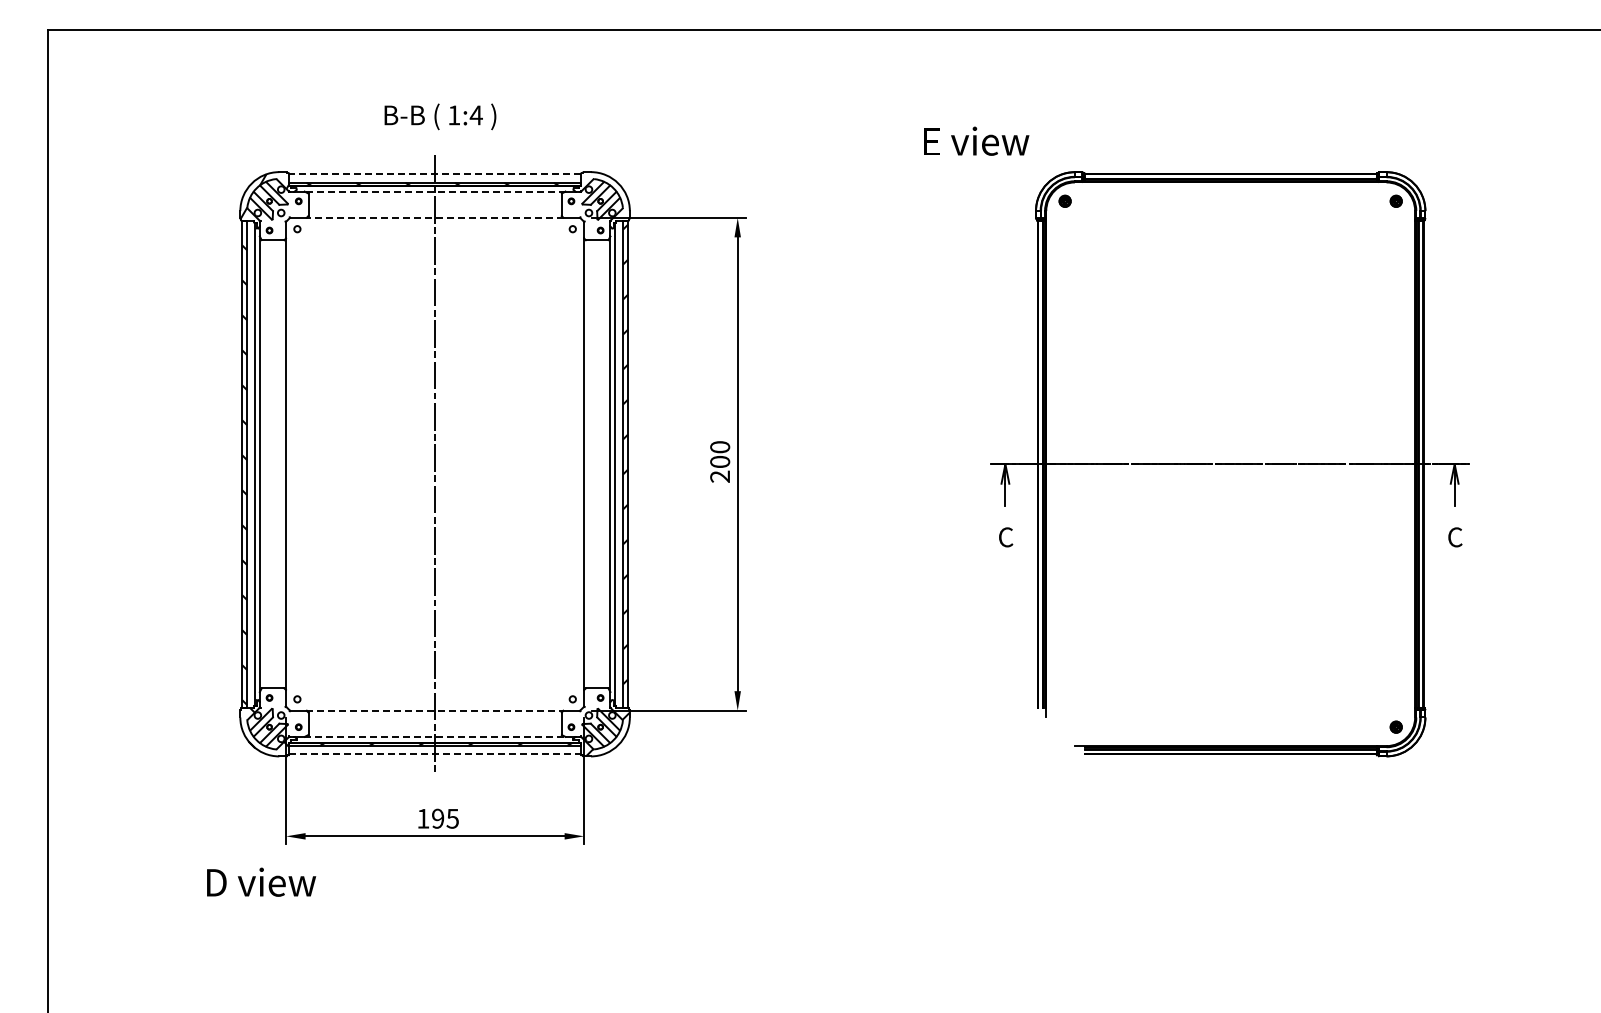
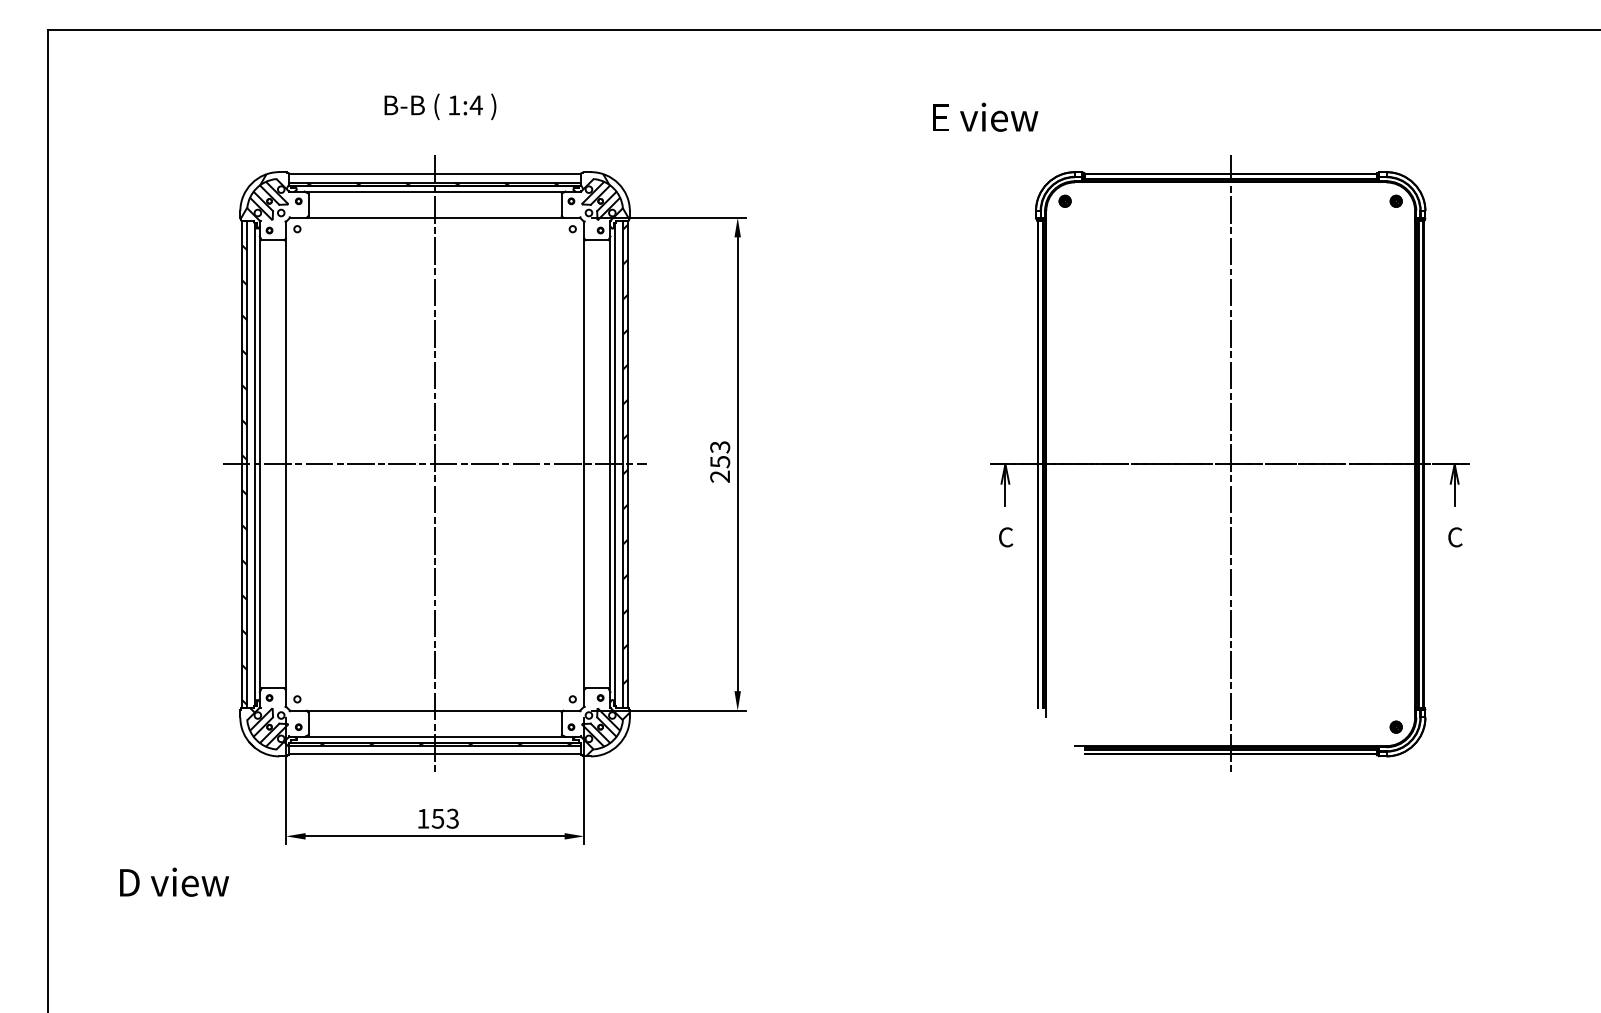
text position: (440, 116) -> (440, 106) (440, 106)
text position: (976, 140) -> (985, 116) (985, 116)
line: dashed -> solid (434, 174)
line: dashed -> solid (435, 191)
hatch: none -> present (605, 196)
line: dashed -> solid (435, 217)
text: 200 -> 253 (720, 454)
line: none -> present (1230, 463)
line: none -> present (434, 464)
line: dashed -> solid (435, 710)
line: dashed -> solid (435, 736)
line: dashed -> solid (435, 754)
text: 195 -> 153 (444, 818)
text position: (261, 881) -> (174, 881) (174, 881)
